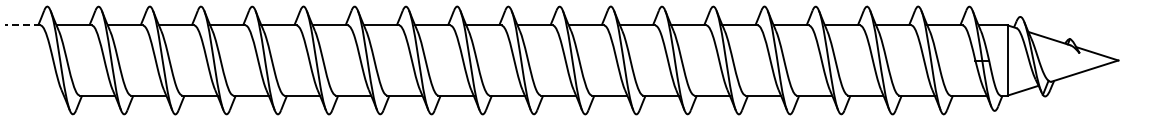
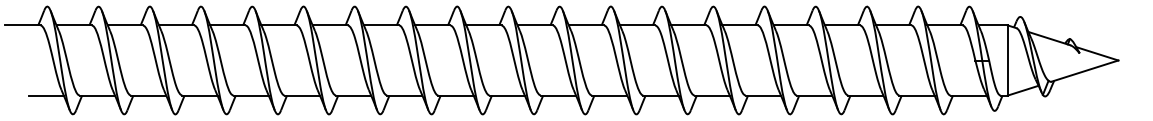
line: dashed -> solid (22, 25)
line: none -> present (45, 95)
